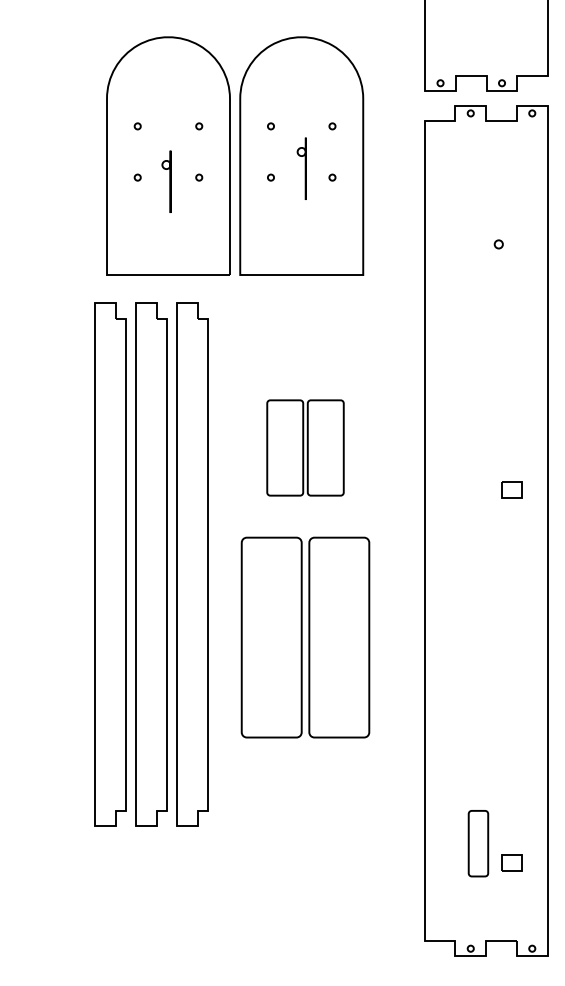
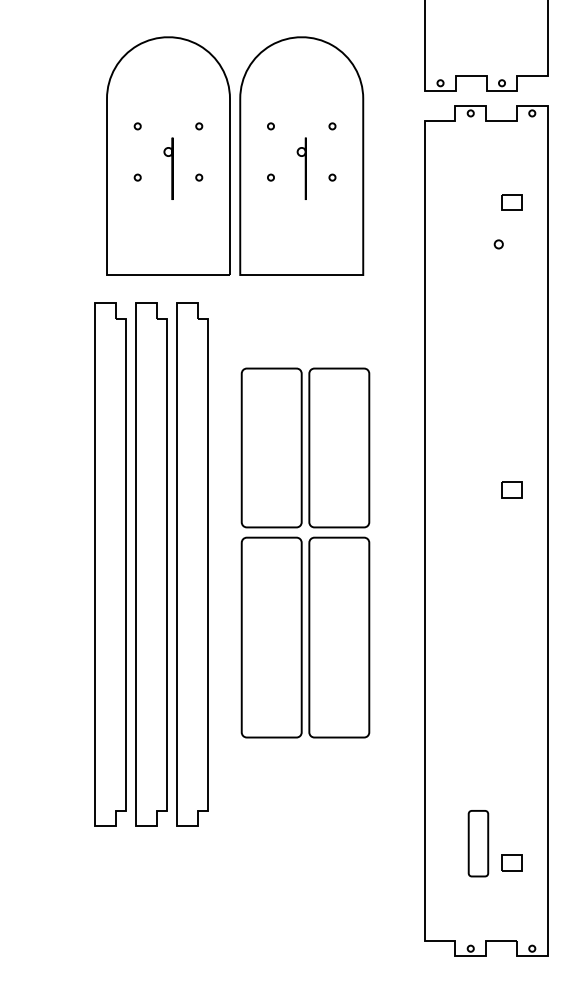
part position: (166, 181) -> (168, 168) (168, 168)
part: none -> present (511, 202)
part size: 79x98 px -> 131x162 px (305, 447)
